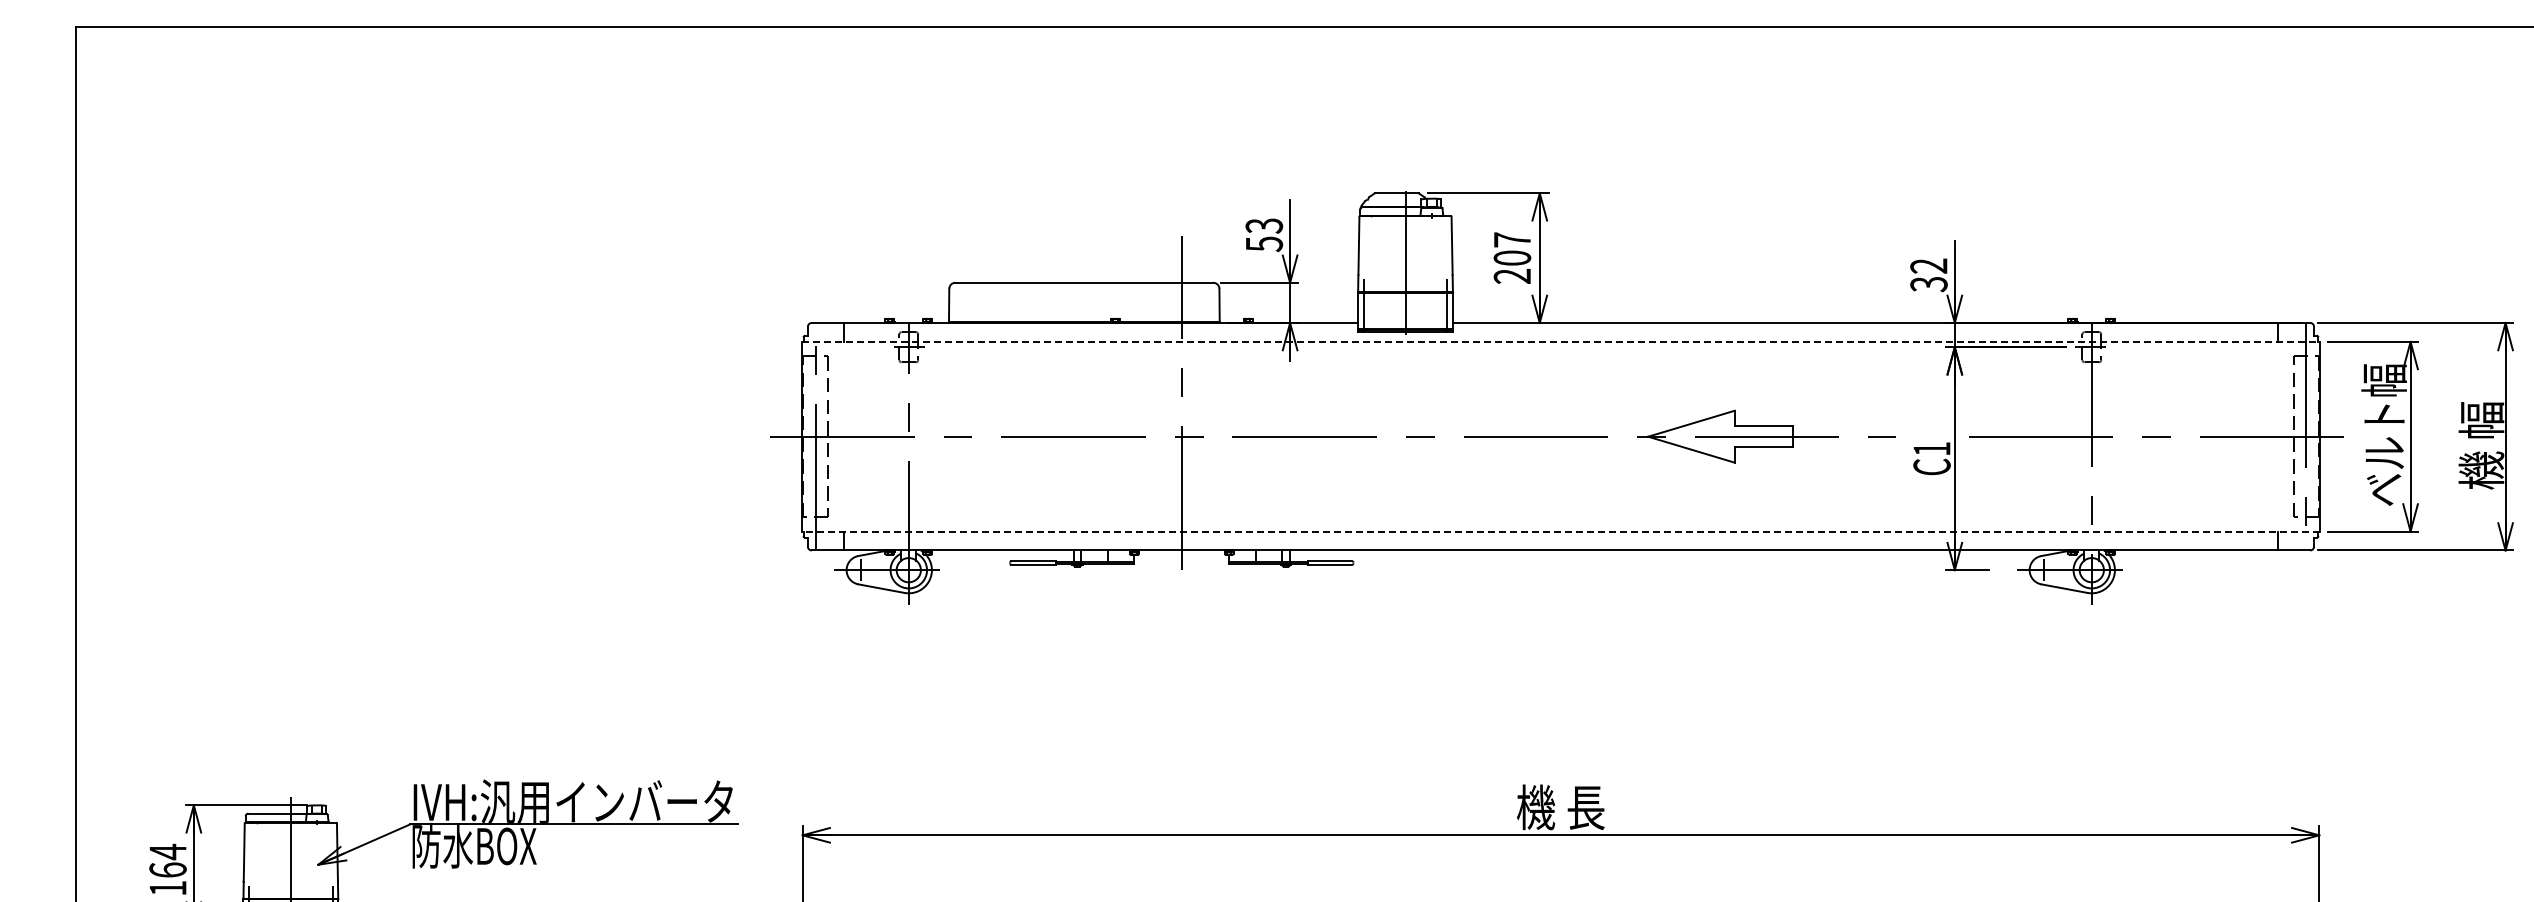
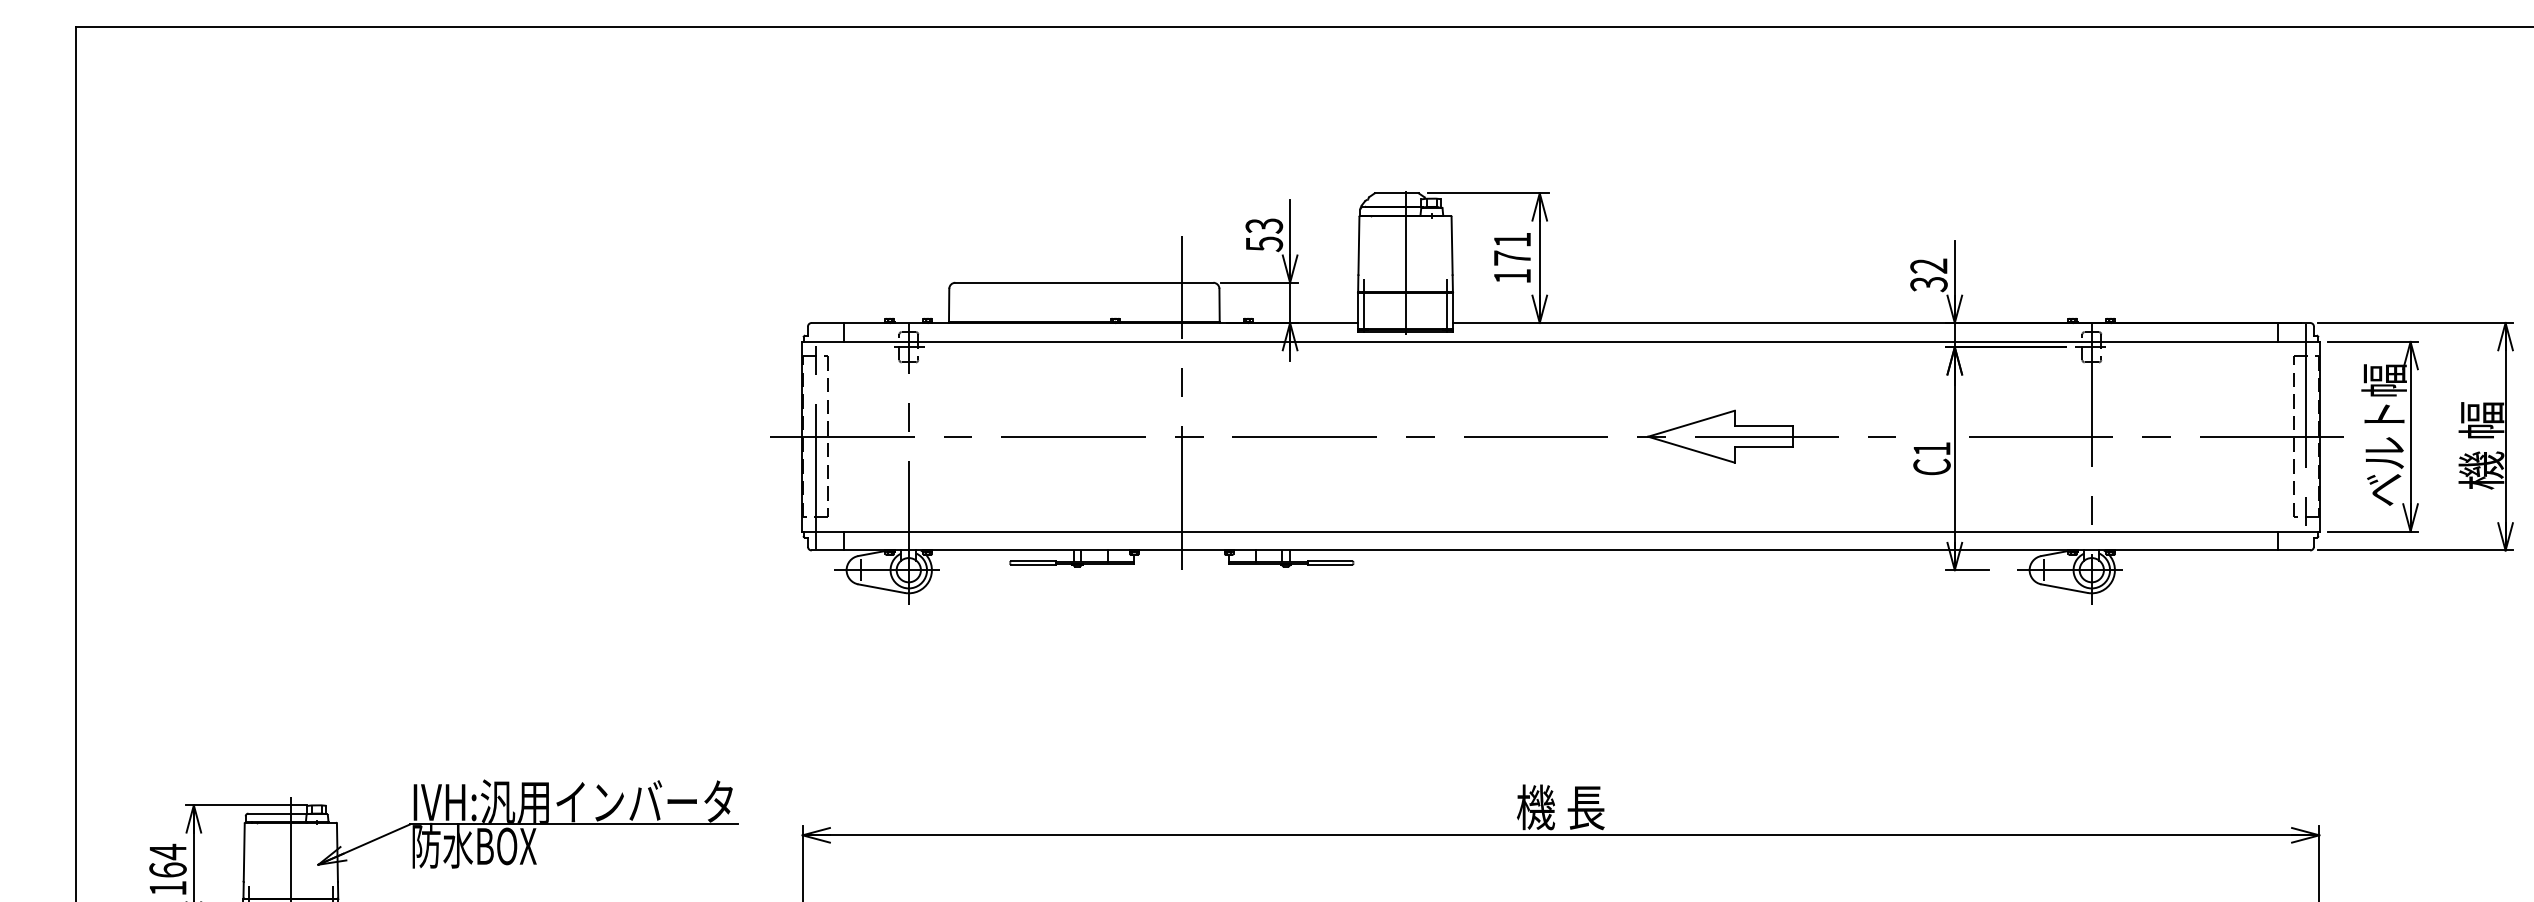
text: 207 -> 171 (1512, 257)
line: dashed -> solid (1560, 341)
line: dashed -> solid (1560, 531)
